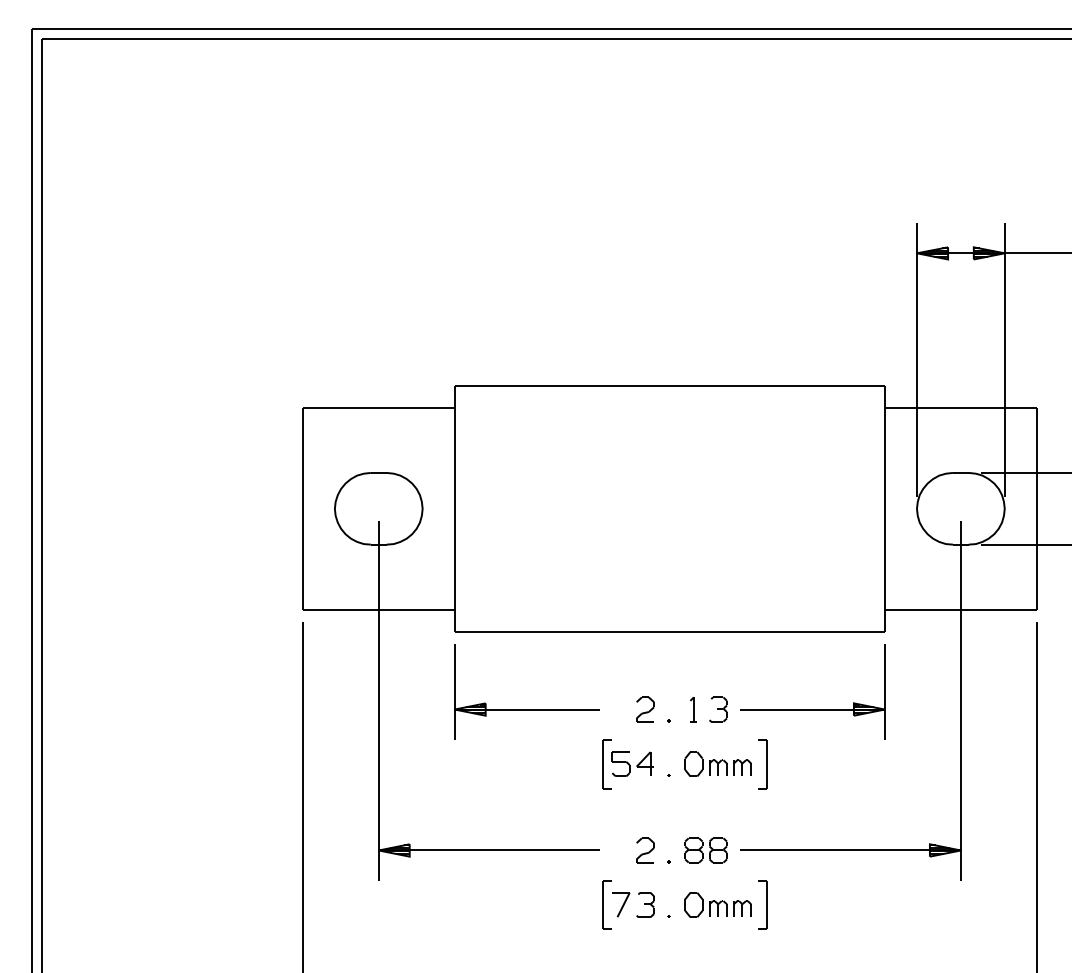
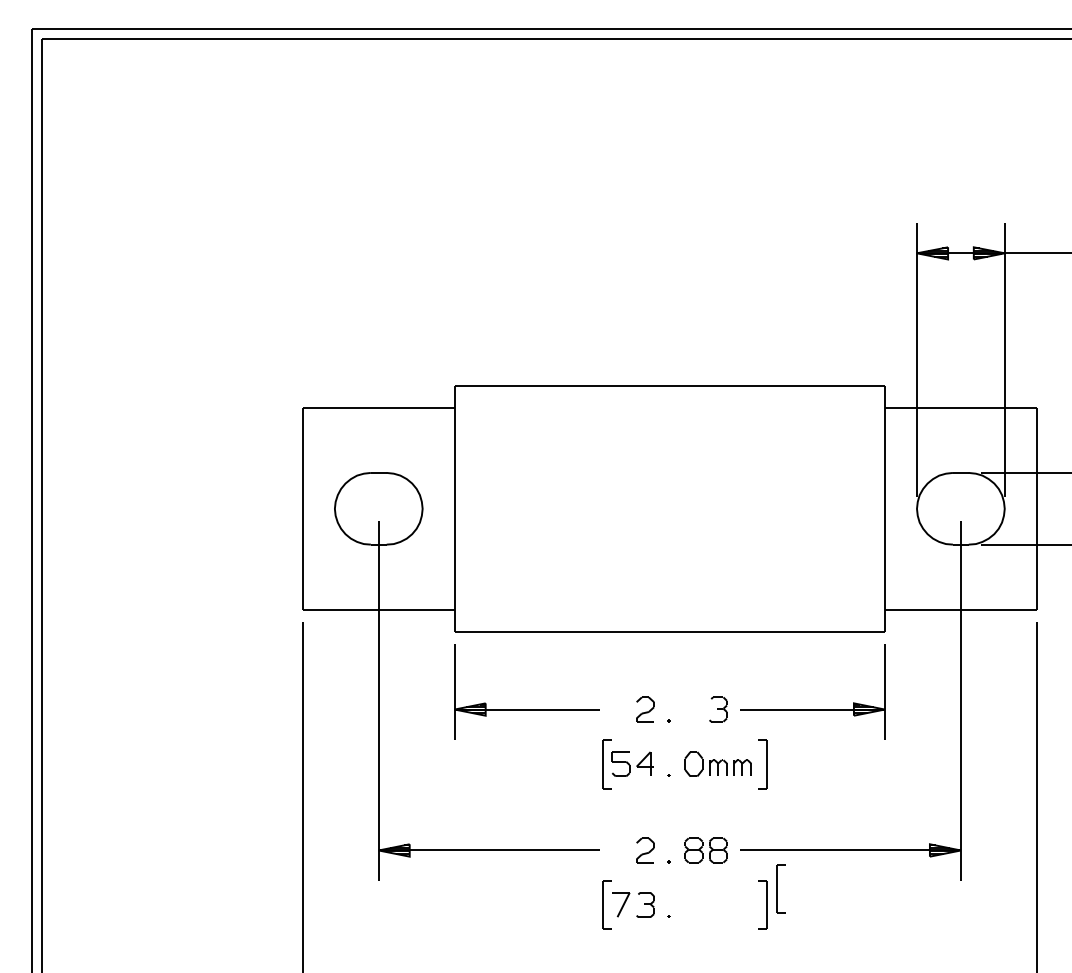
part: present -> none (693, 709)
part: none -> present (780, 888)
part: present -> none (717, 904)
